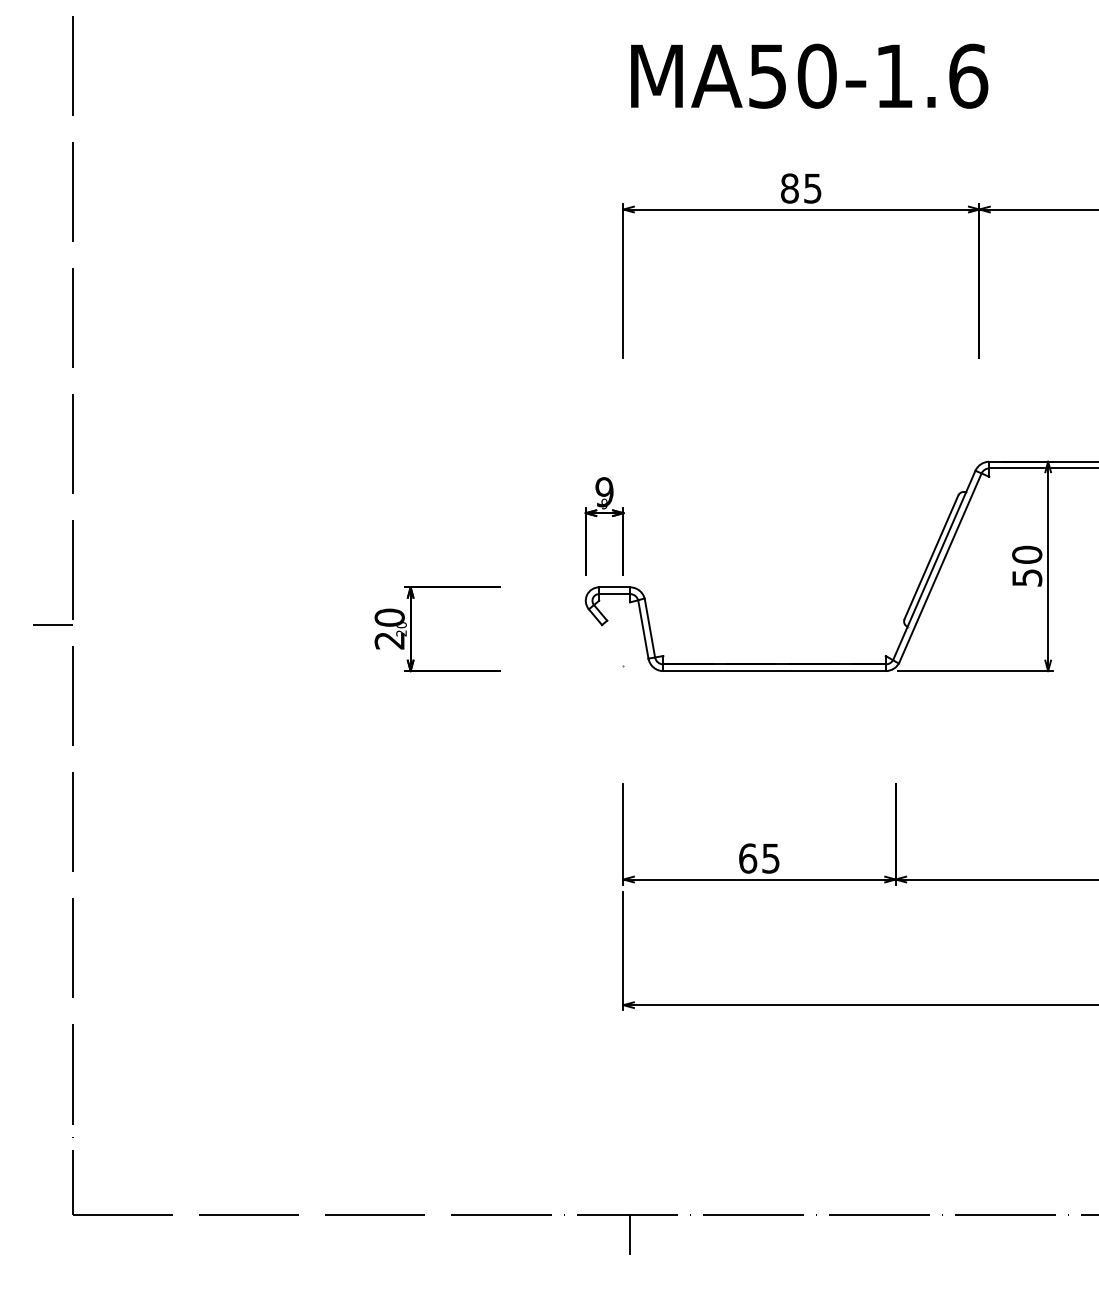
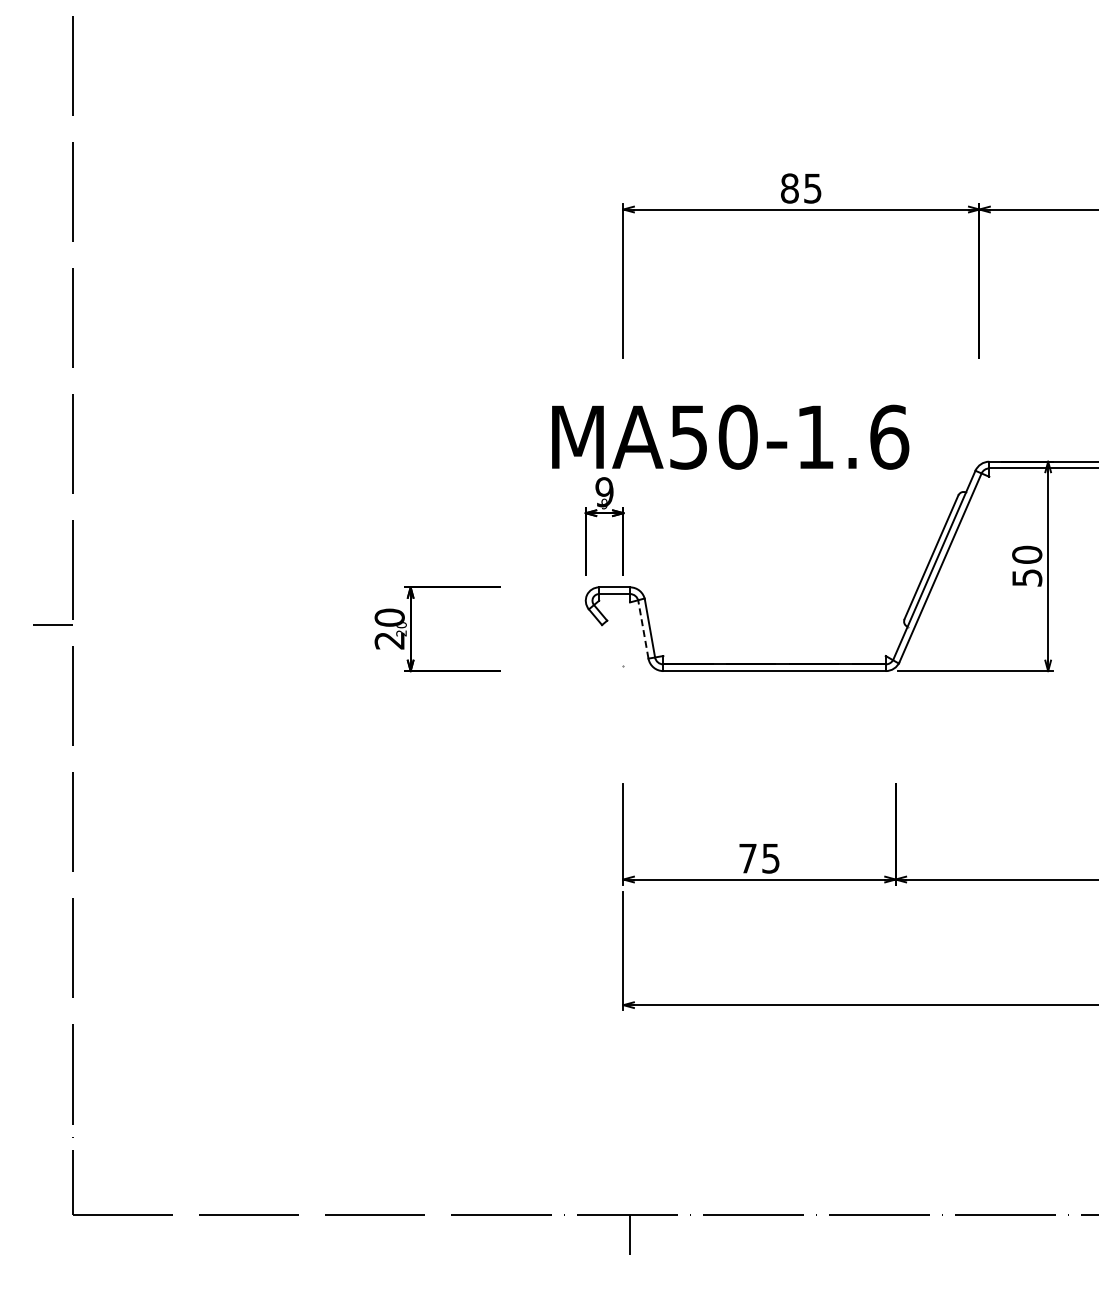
text position: (809, 75) -> (730, 436) (730, 436)
line: solid -> dashed (643, 629)
text: 65 -> 75 (748, 858)
